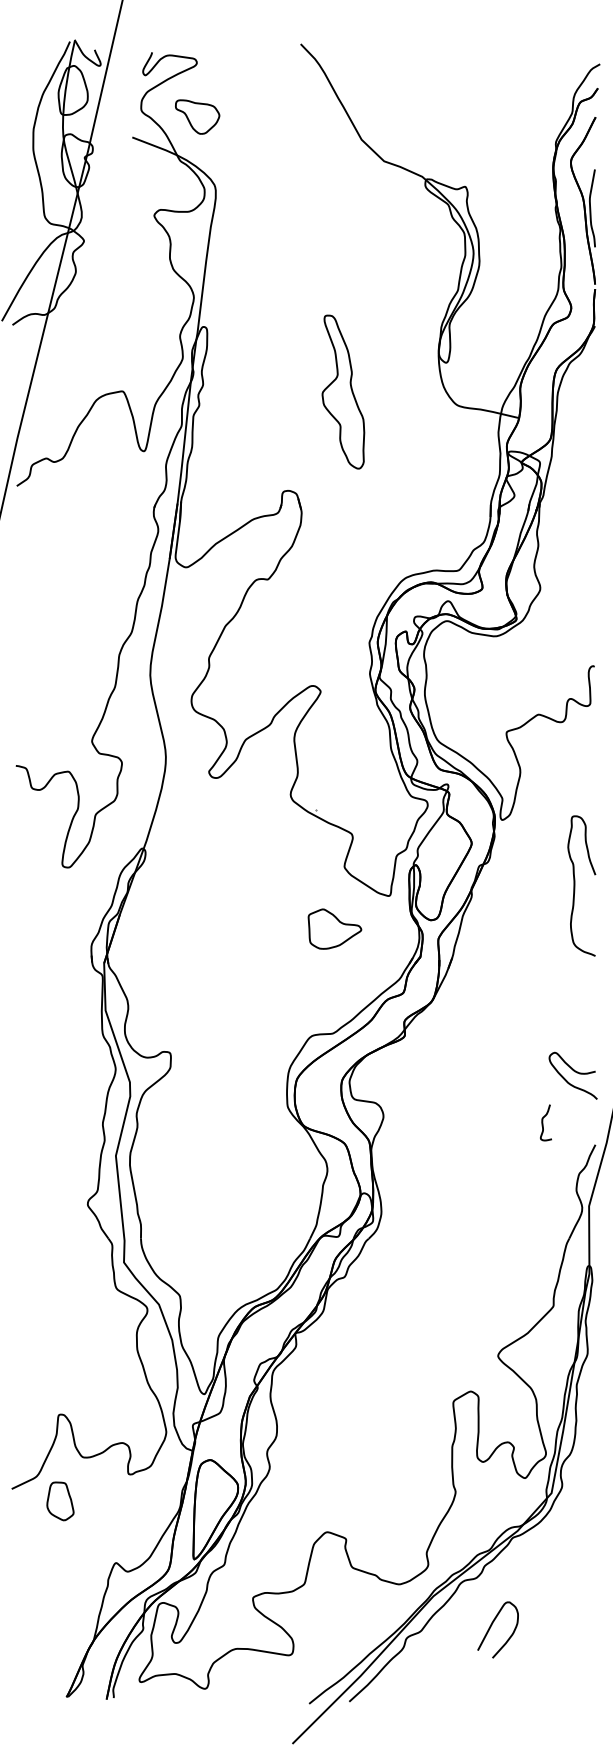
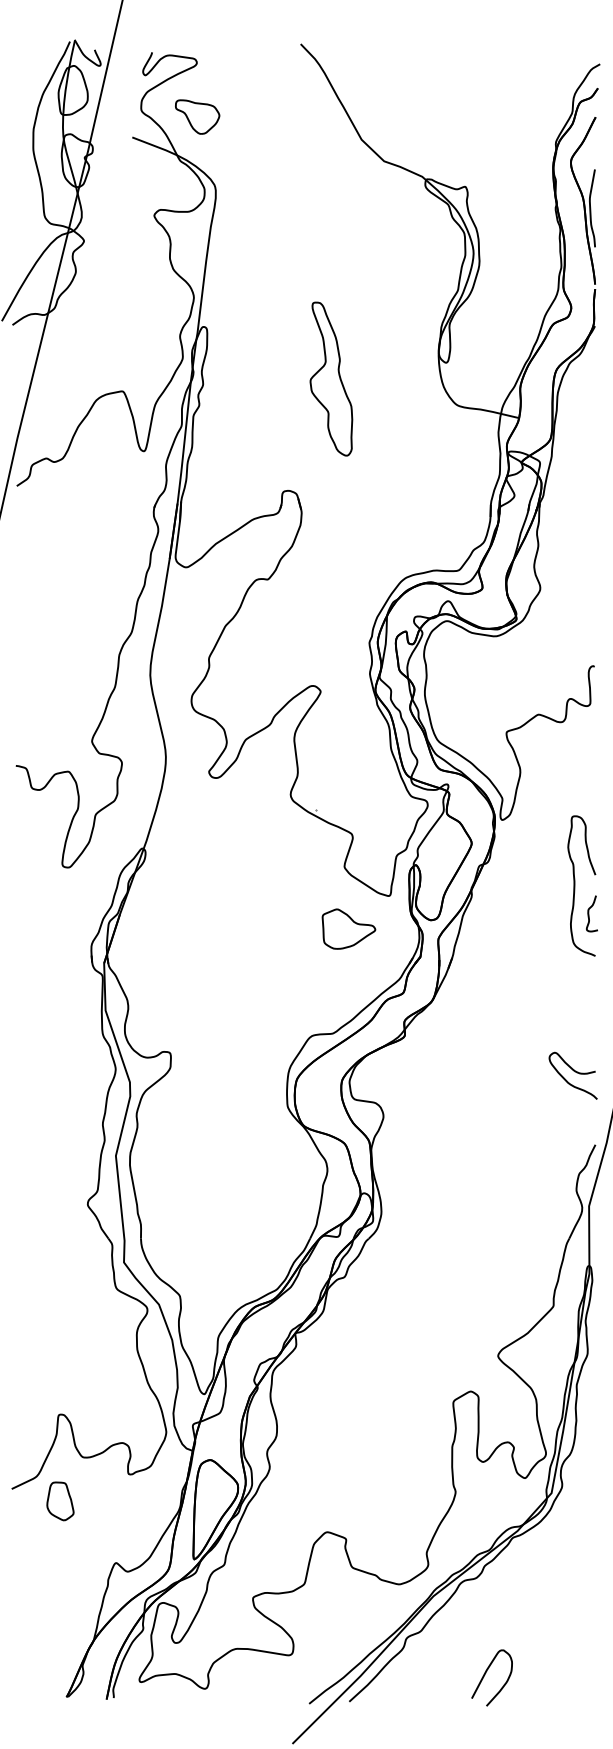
part position: (343, 391) -> (331, 378) (331, 378)
part position: (334, 928) -> (348, 928) (348, 928)
curve position: (543, 1122) -> (589, 913) (589, 913)
curve position: (491, 1627) -> (485, 1675) (485, 1675)
